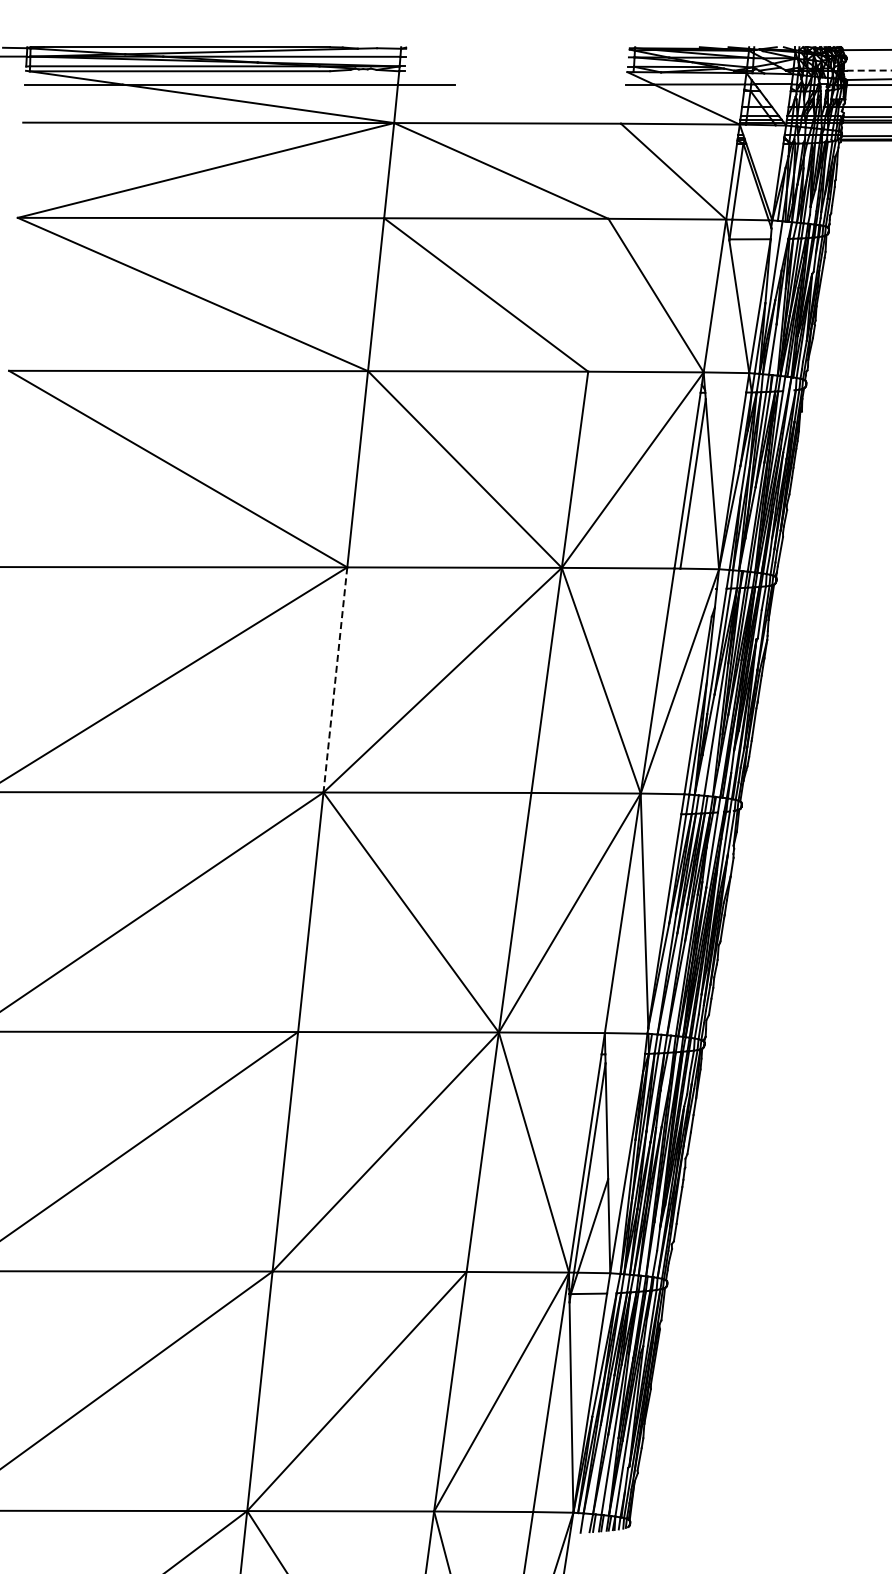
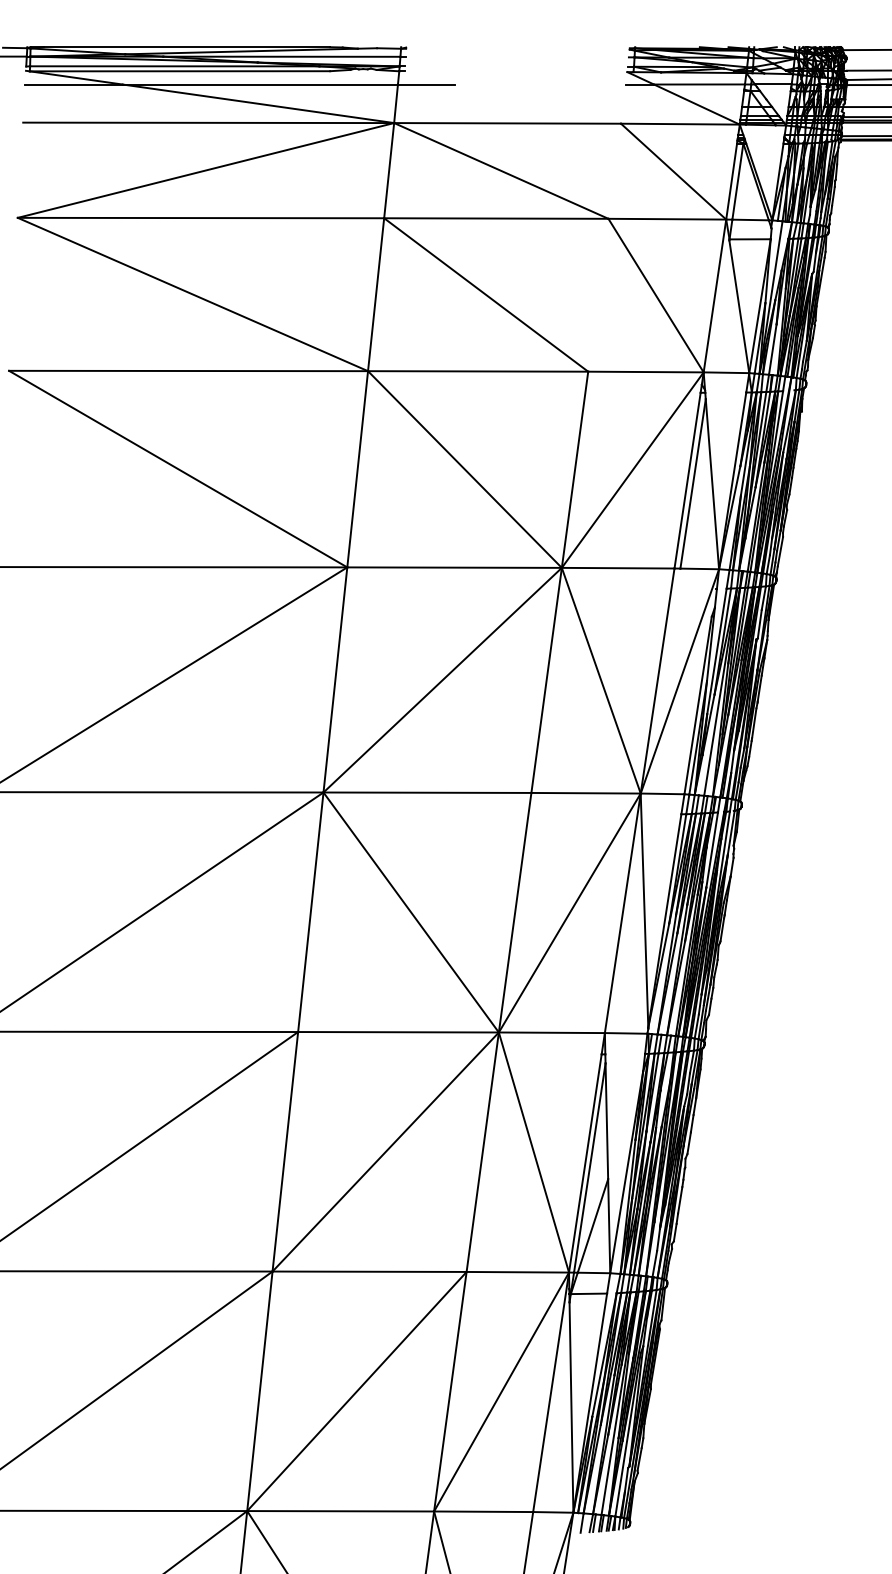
line: dashed -> solid (869, 70)
line: dashed -> solid (335, 680)
